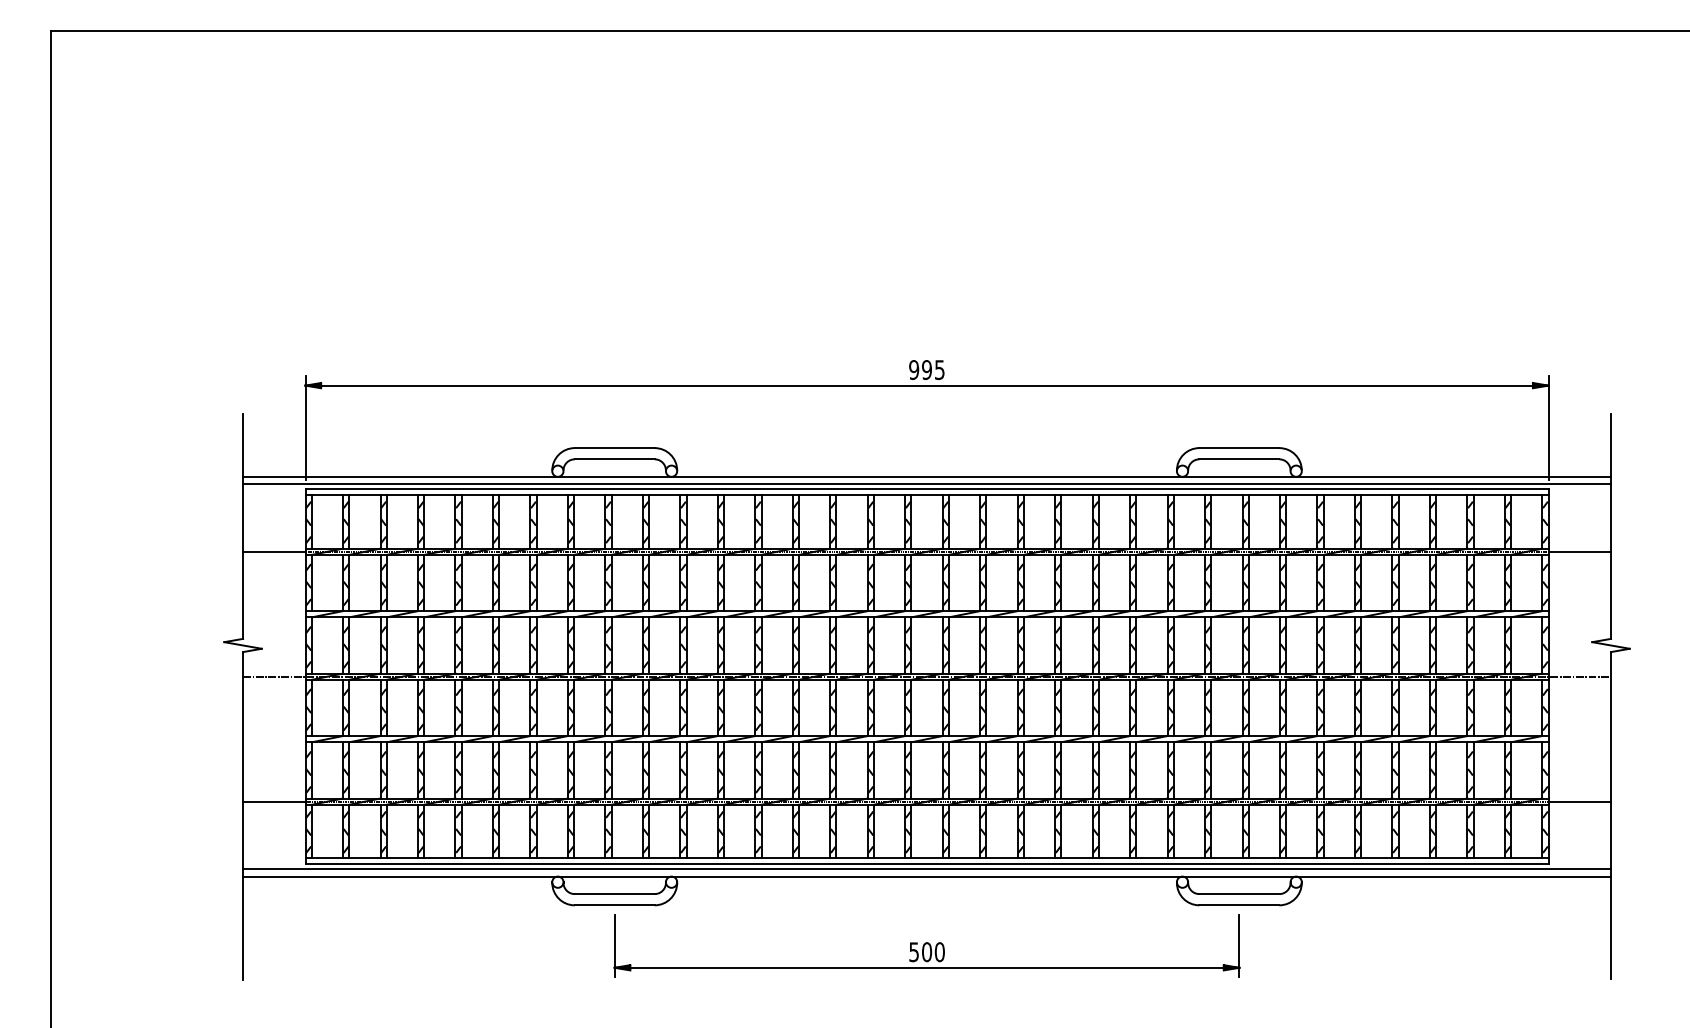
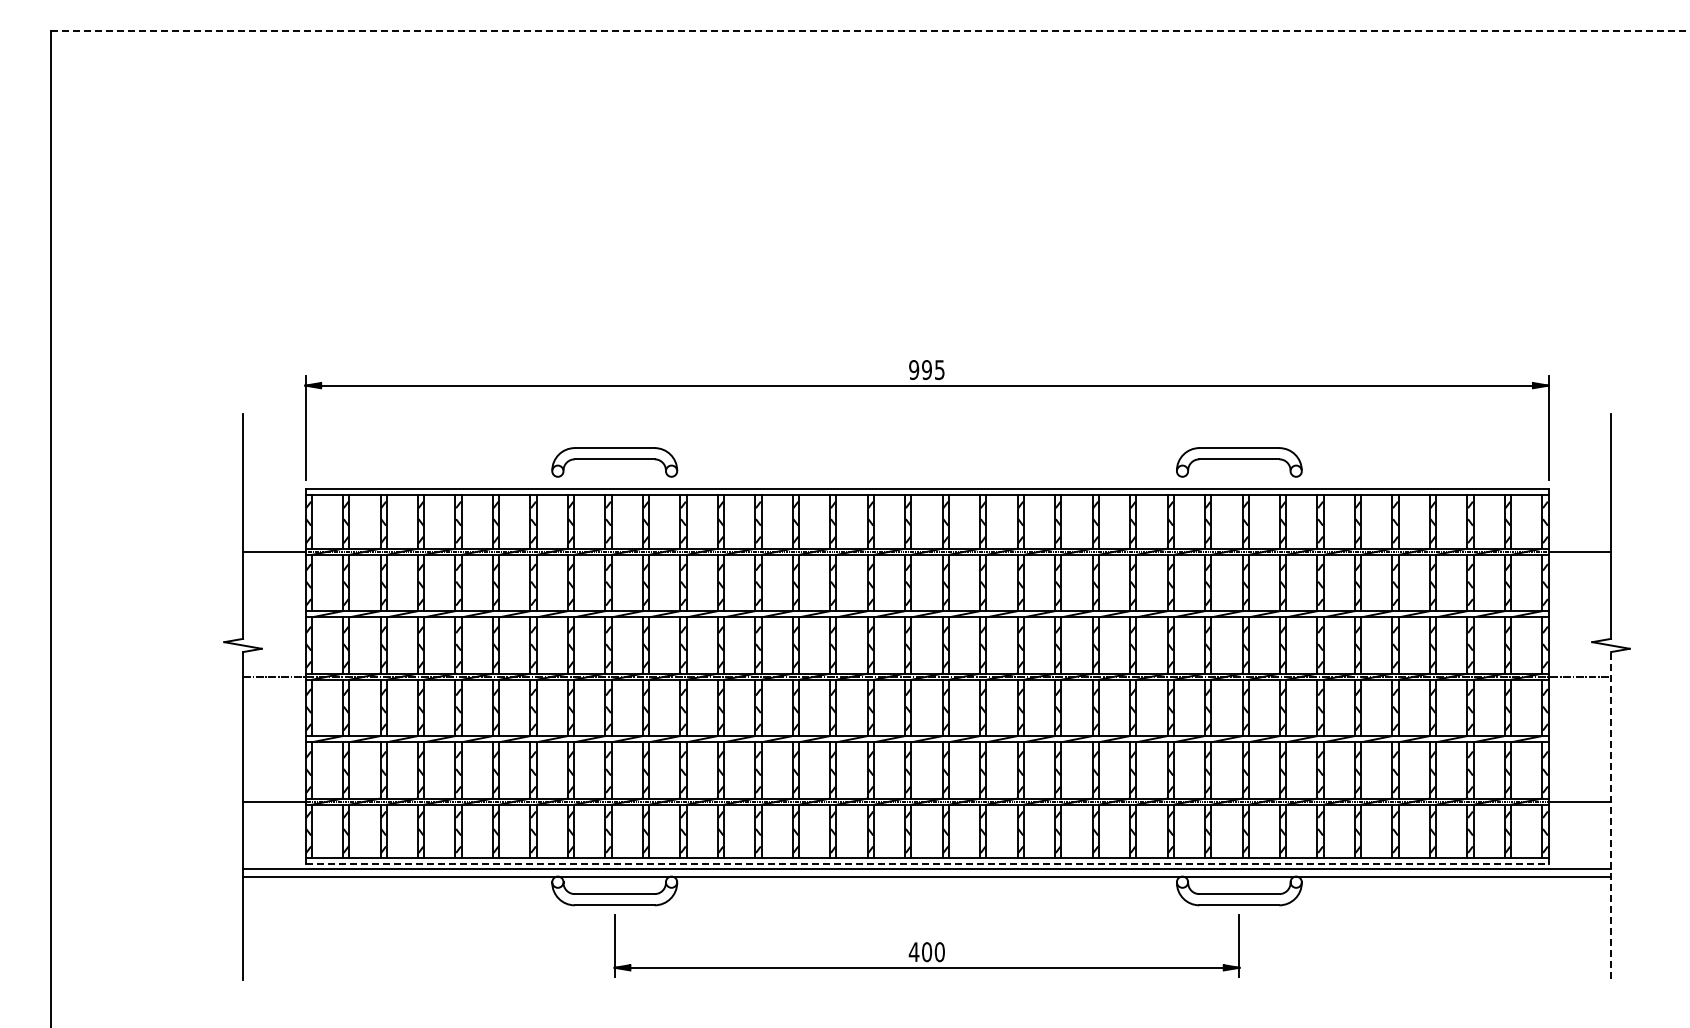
line: solid -> dashed (870, 30)
line: present -> none (927, 476)
line: present -> none (927, 484)
line: solid -> dashed (1611, 815)
line: solid -> dashed (927, 864)
text: 500 -> 400 (913, 952)
